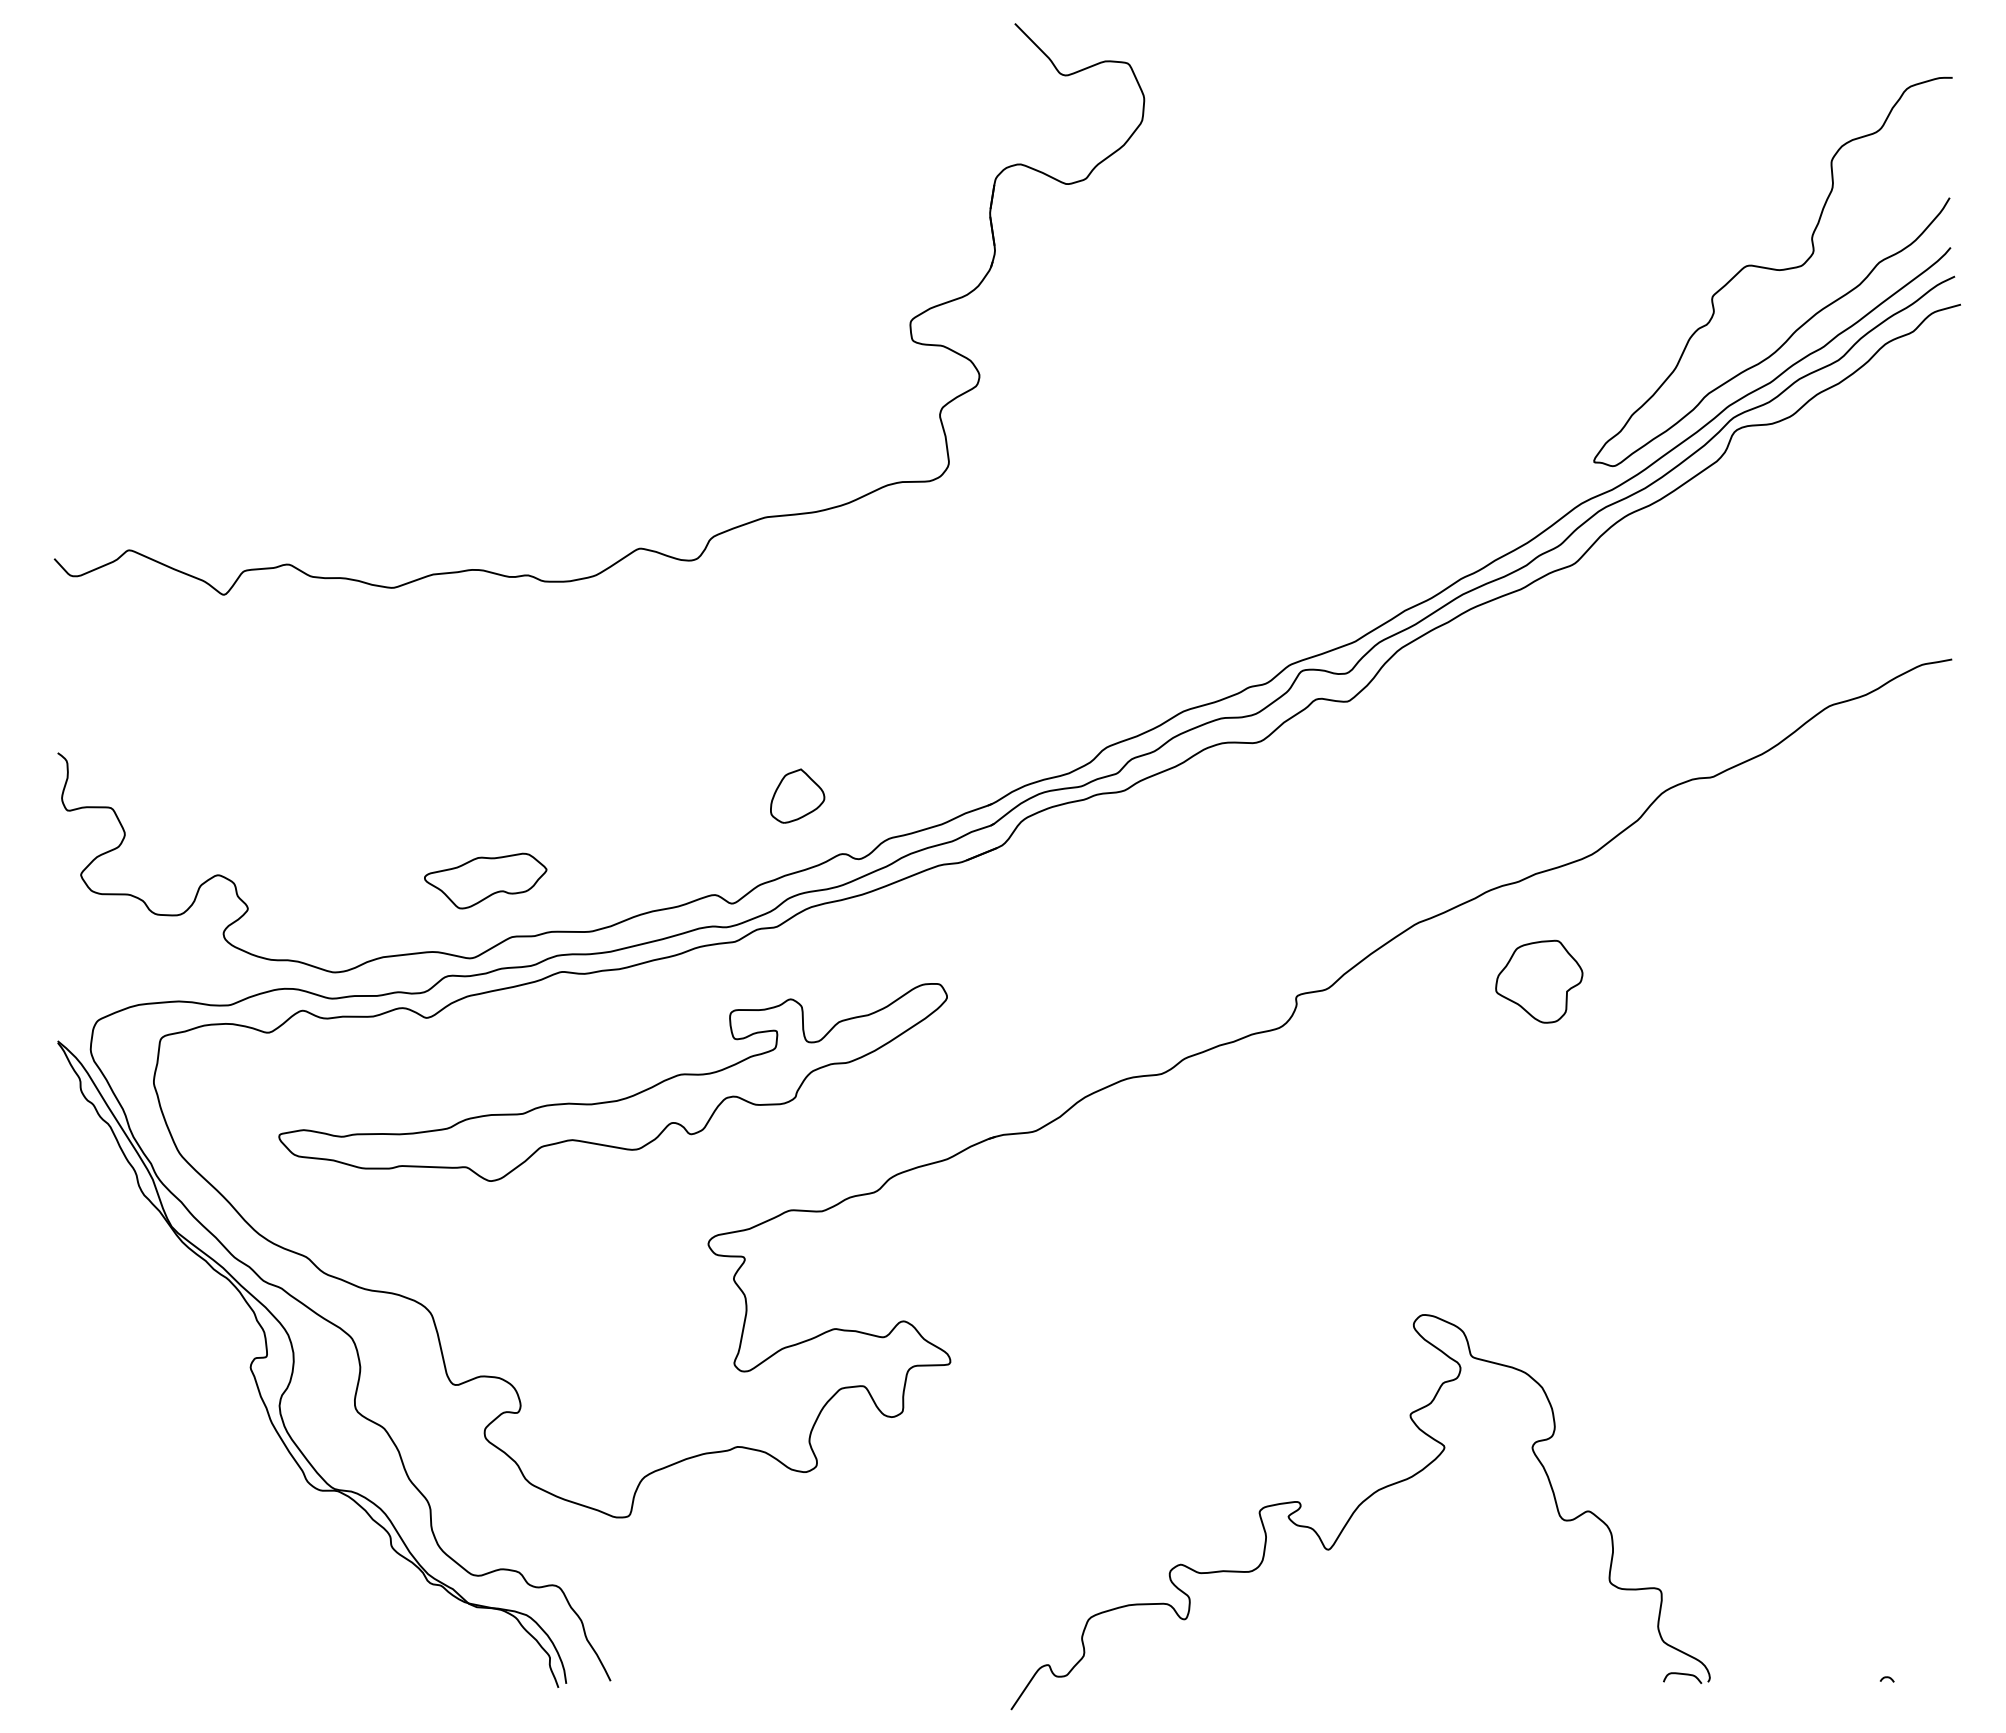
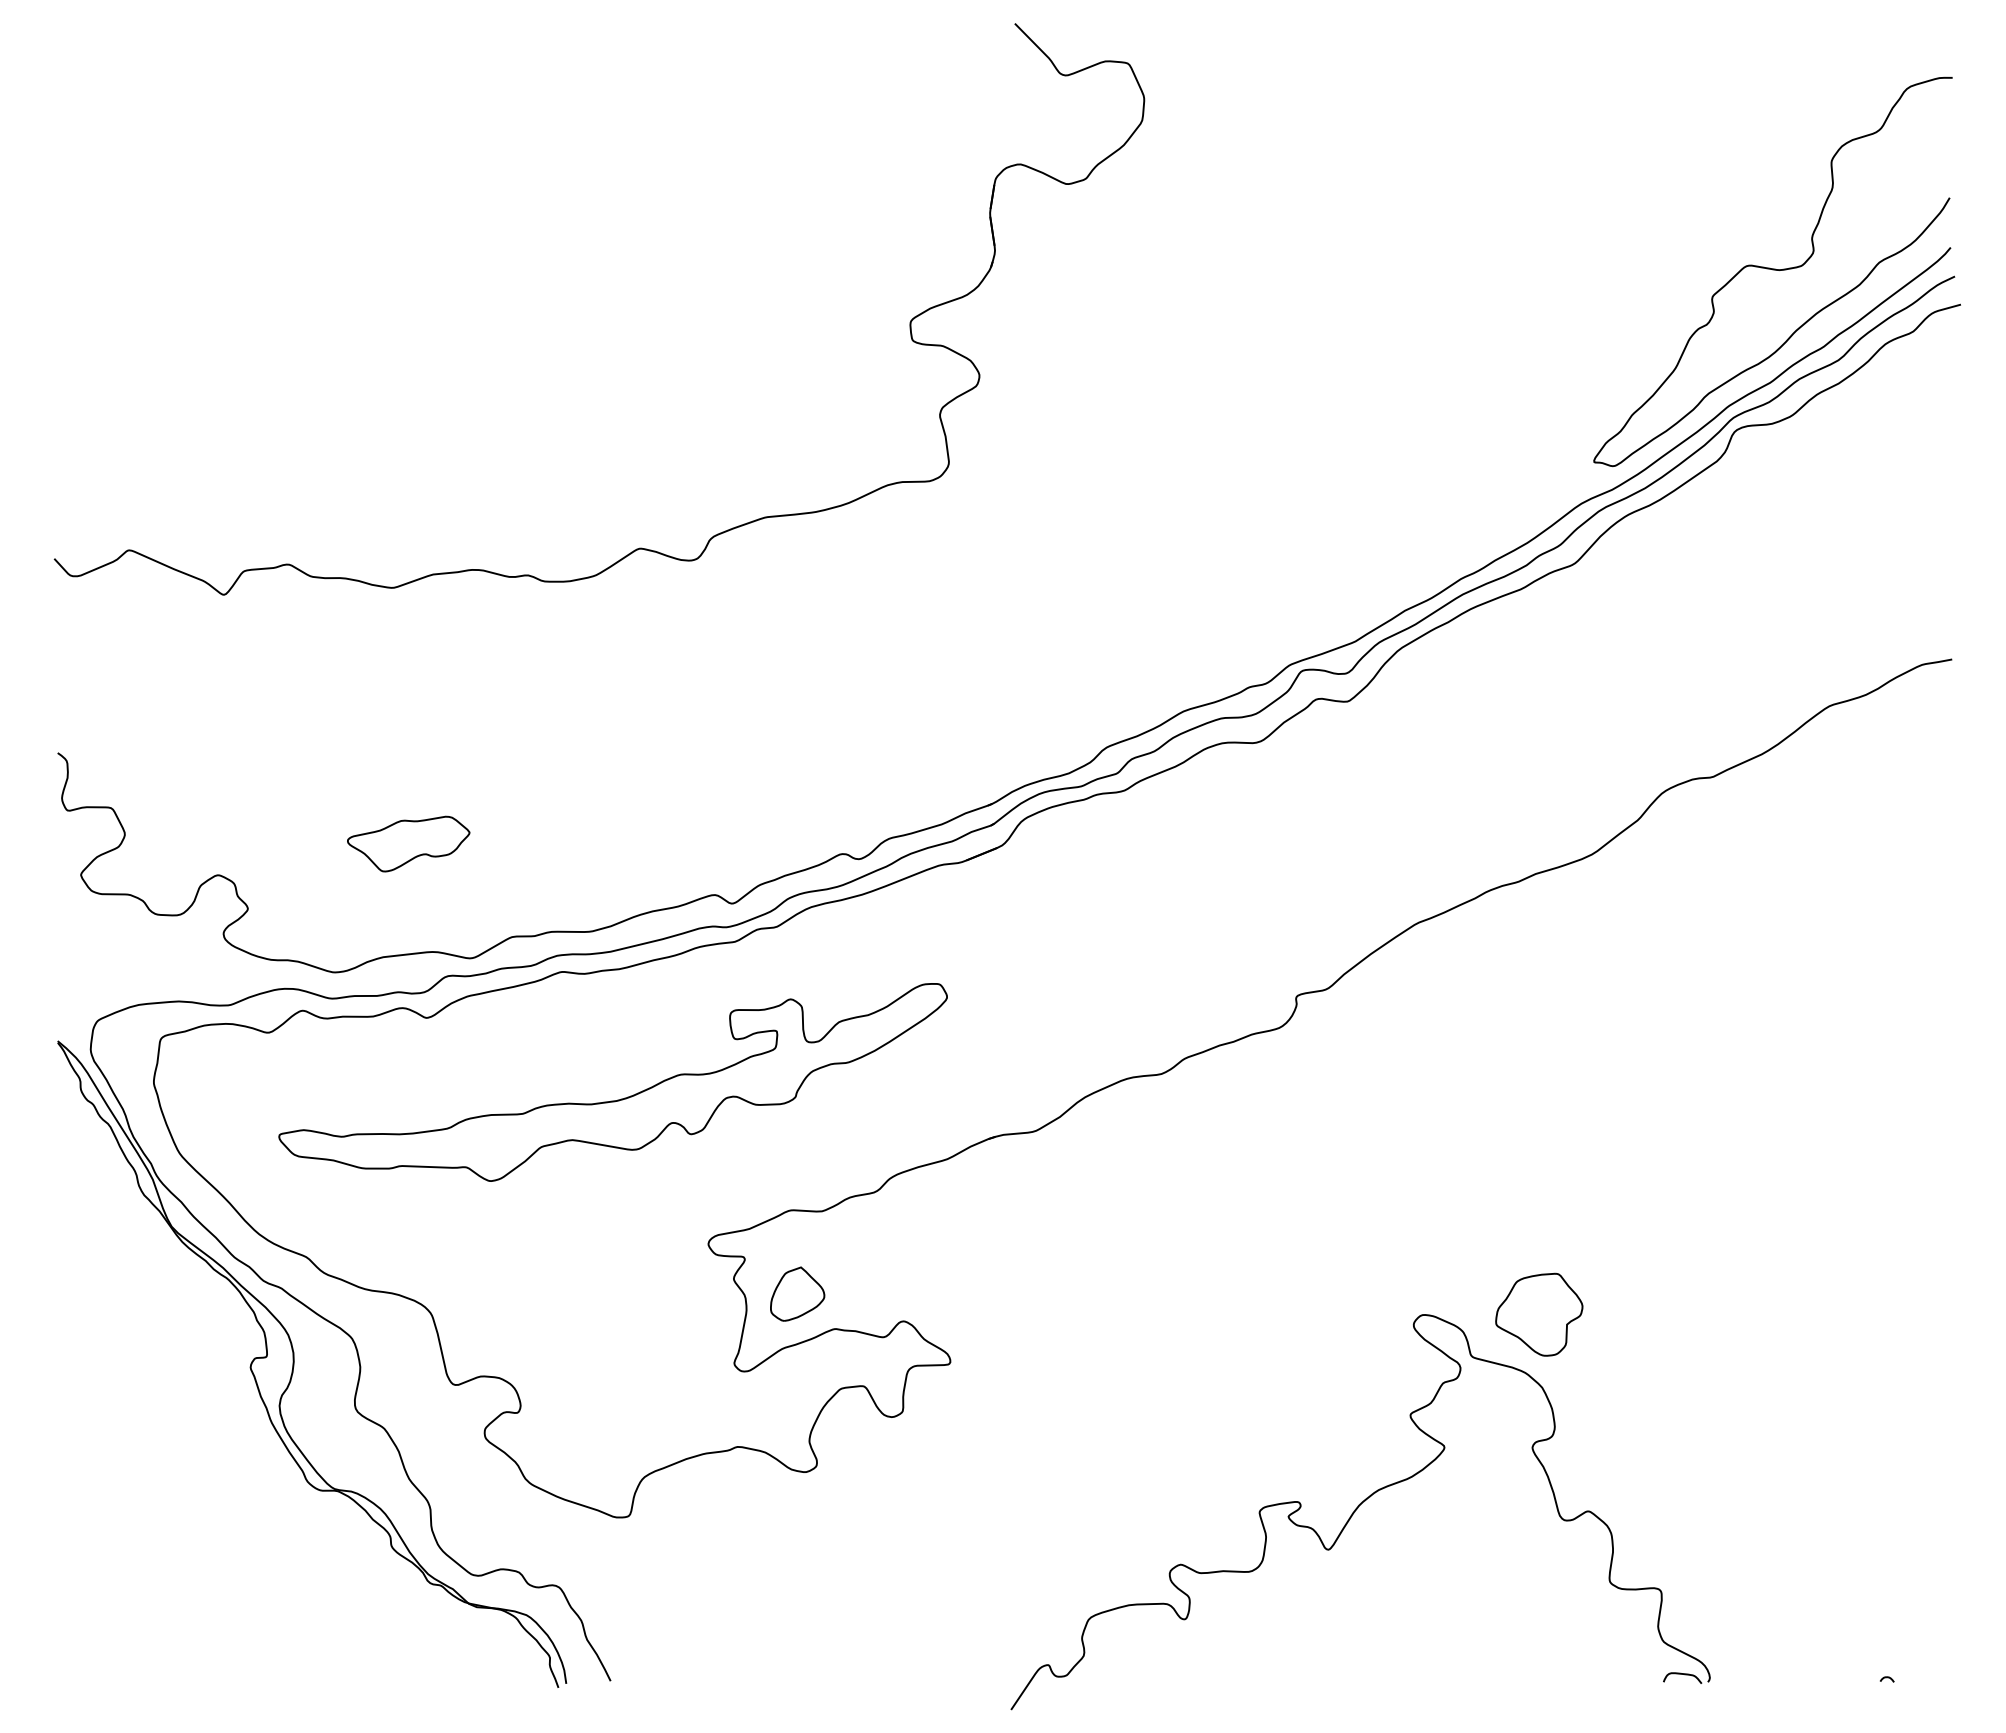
part position: (797, 795) -> (797, 1293) (797, 1293)
part position: (485, 880) -> (408, 843) (408, 843)
part position: (1539, 981) -> (1539, 1314) (1539, 1314)
